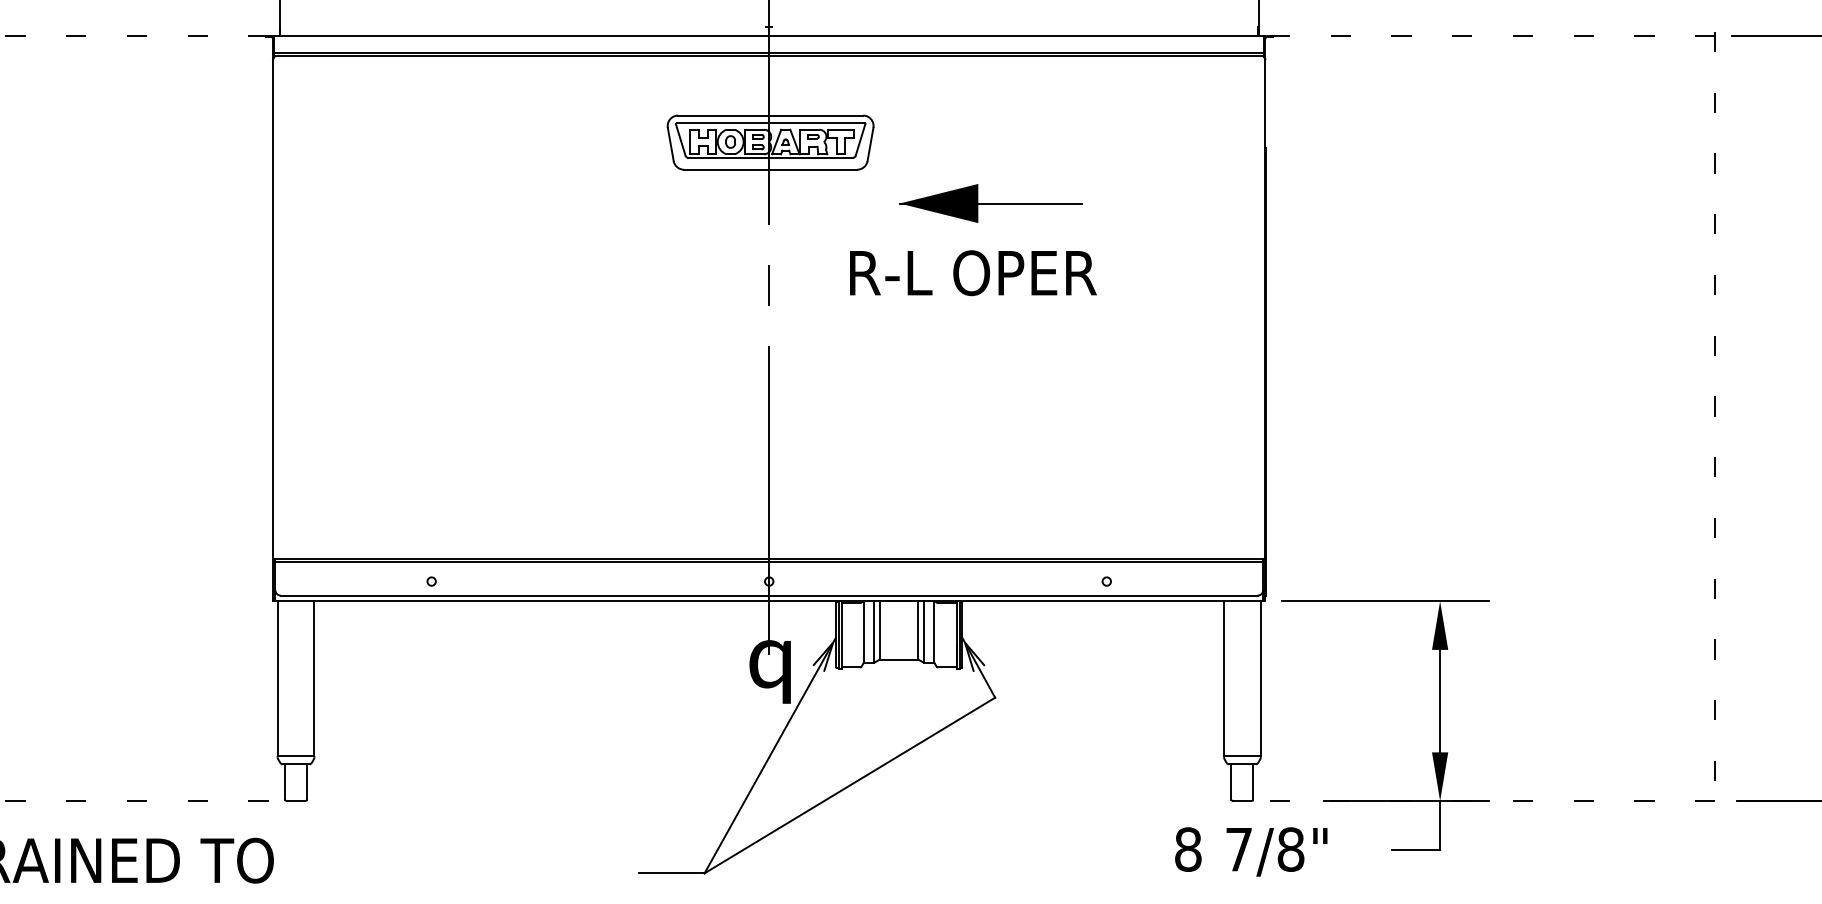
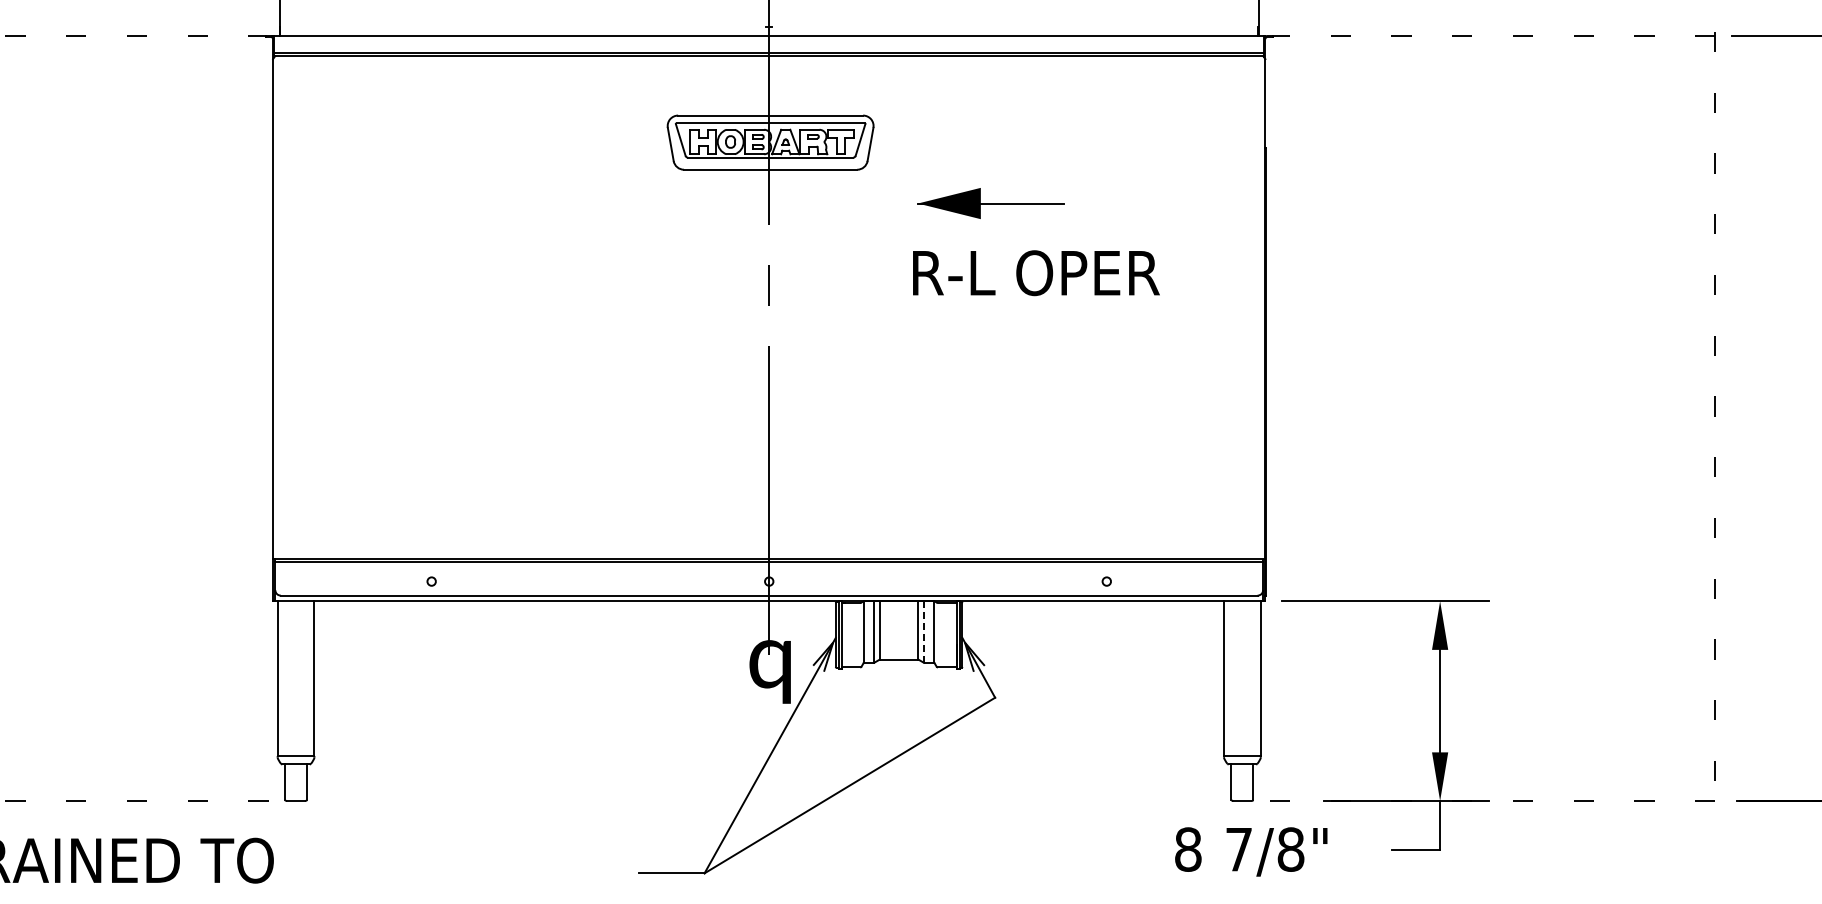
part size: 184x39 px -> 148x31 px (990, 203)
text position: (973, 273) -> (1036, 273) (1036, 273)
line: solid -> dashed (924, 632)
